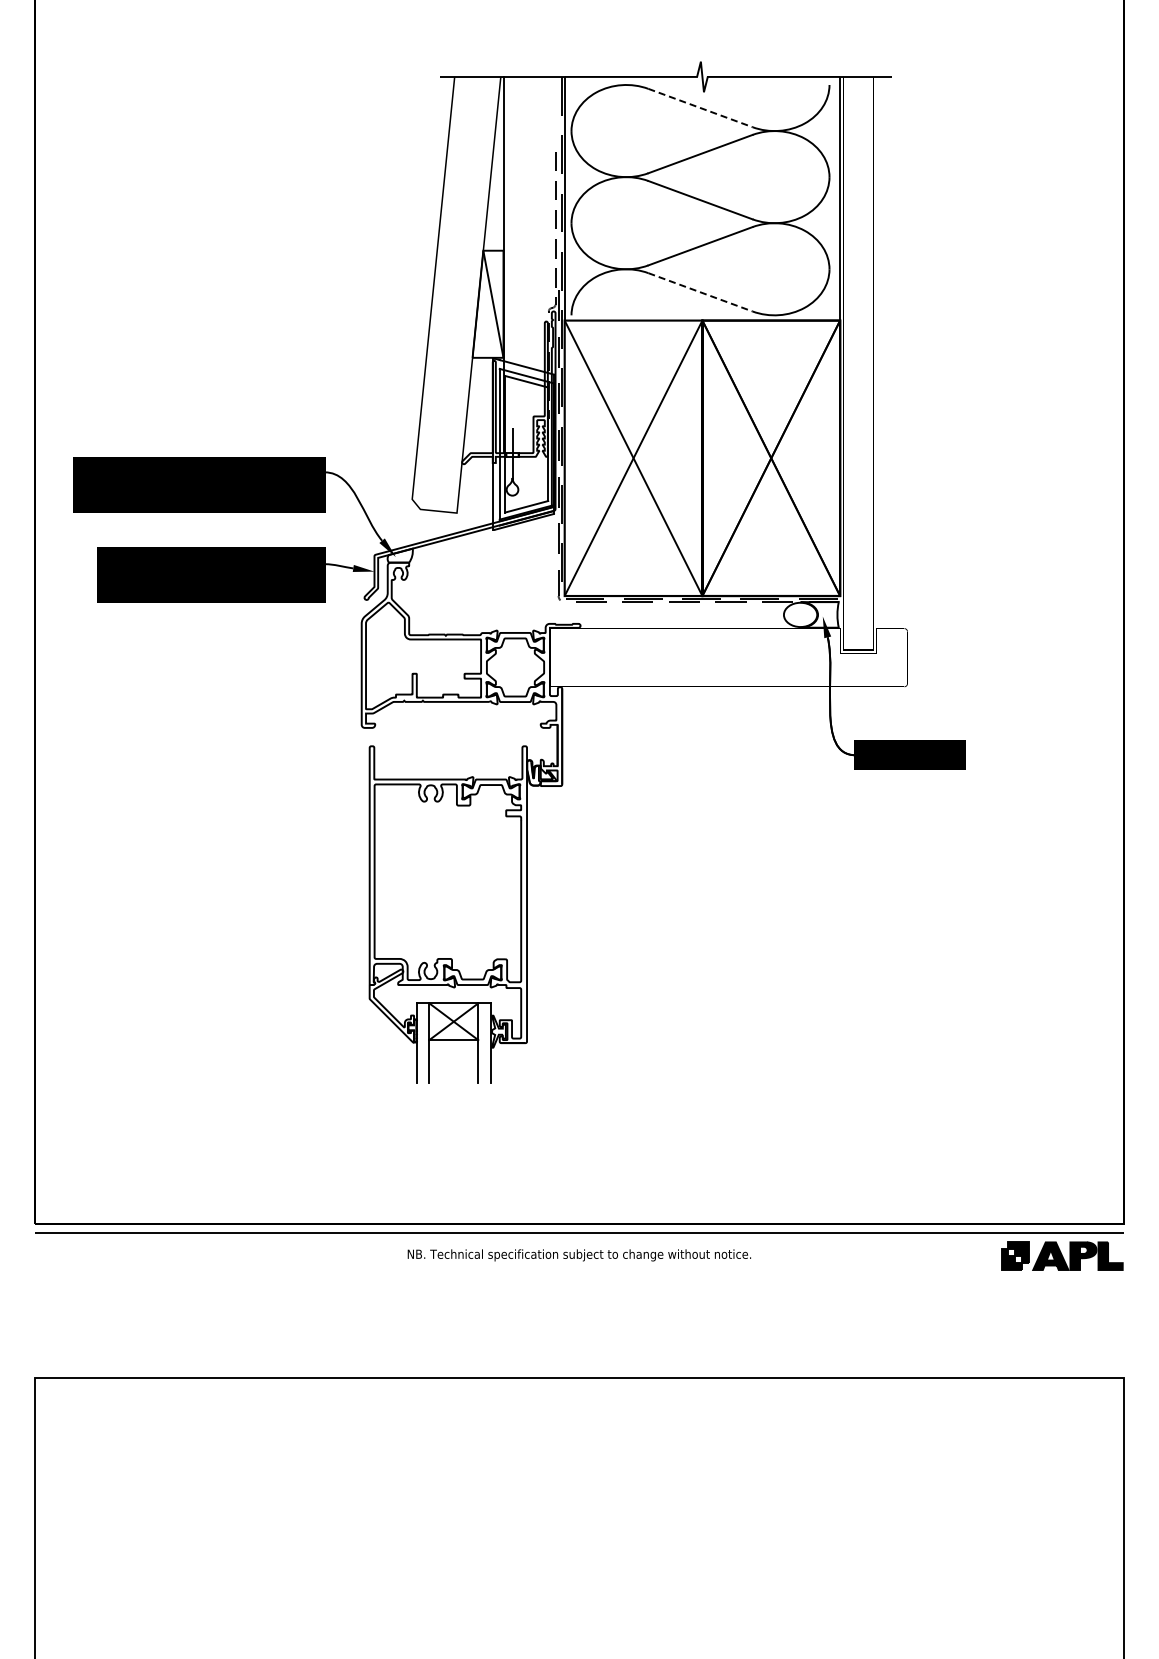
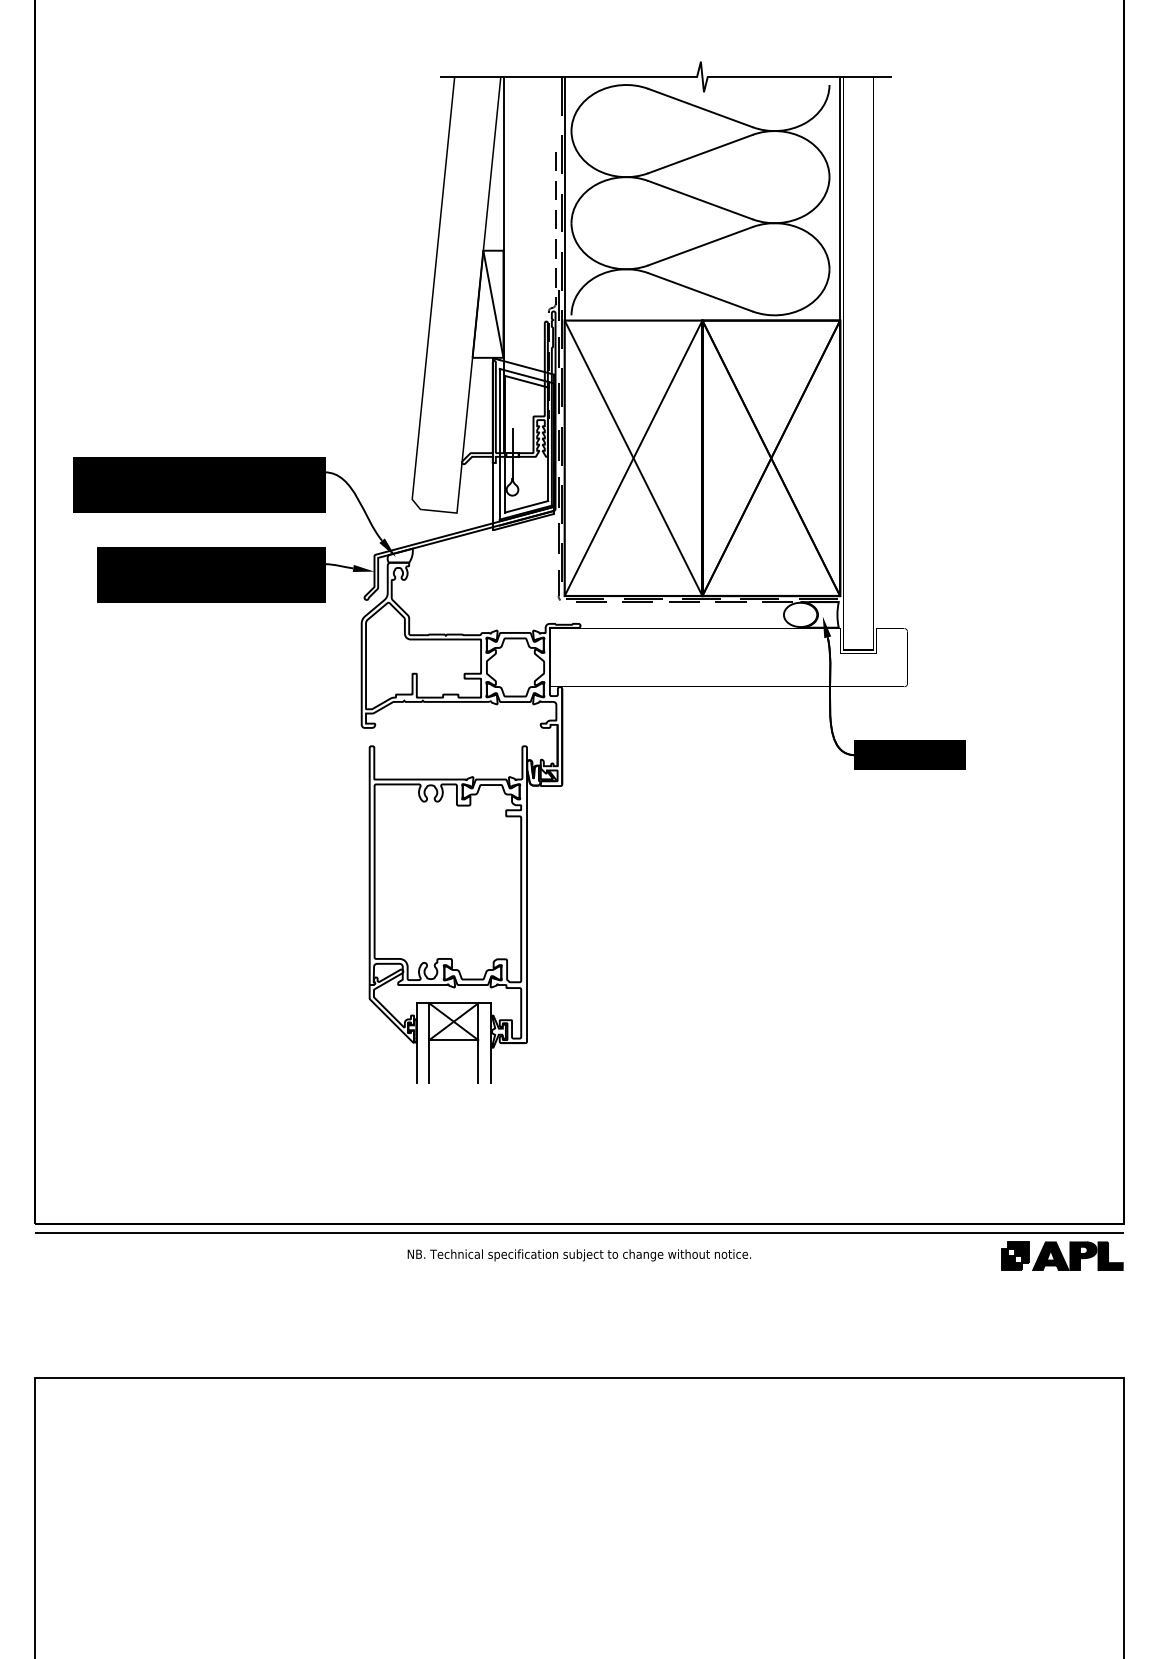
line: dashed -> solid (700, 108)
line: dashed -> solid (700, 292)
